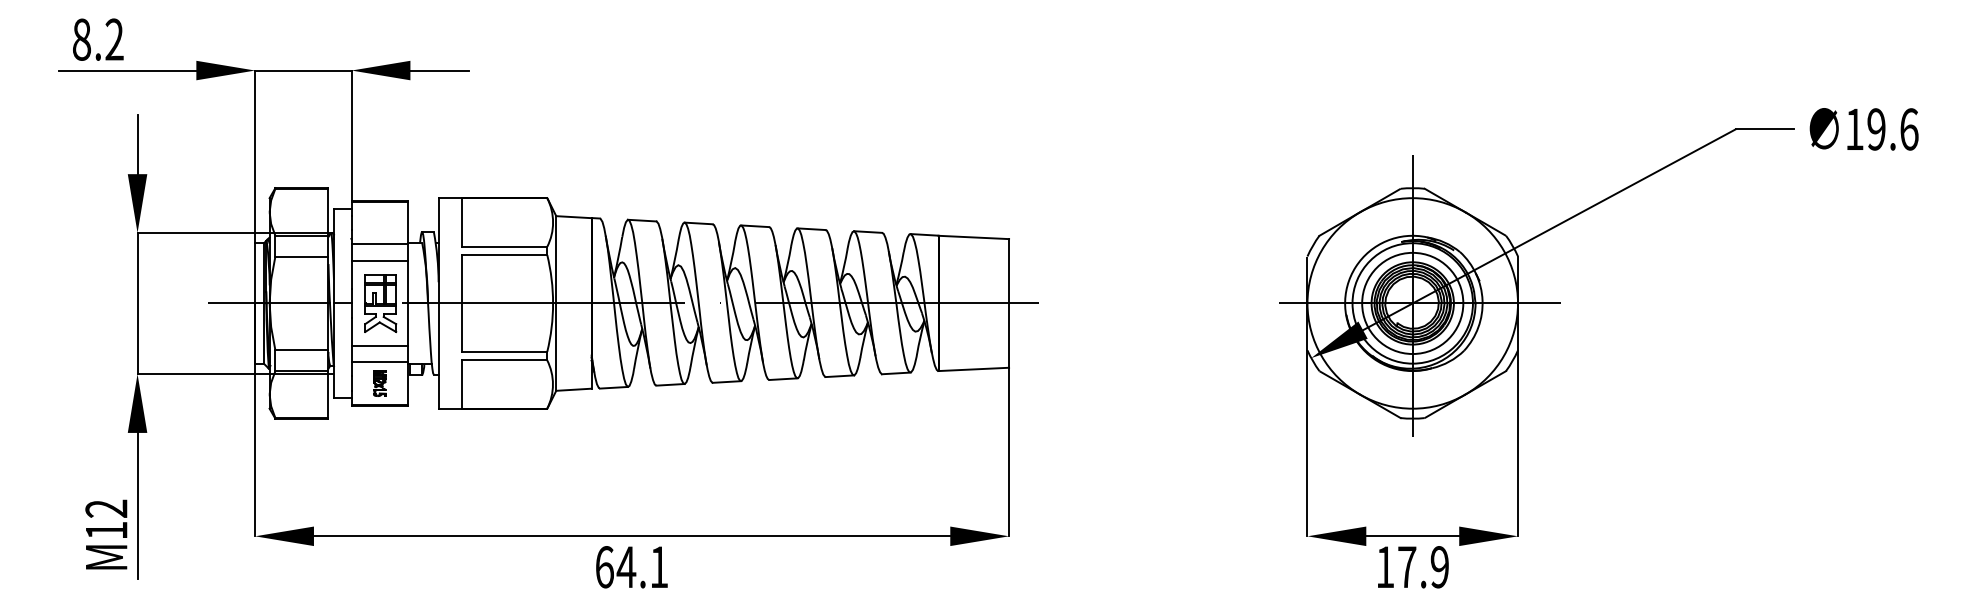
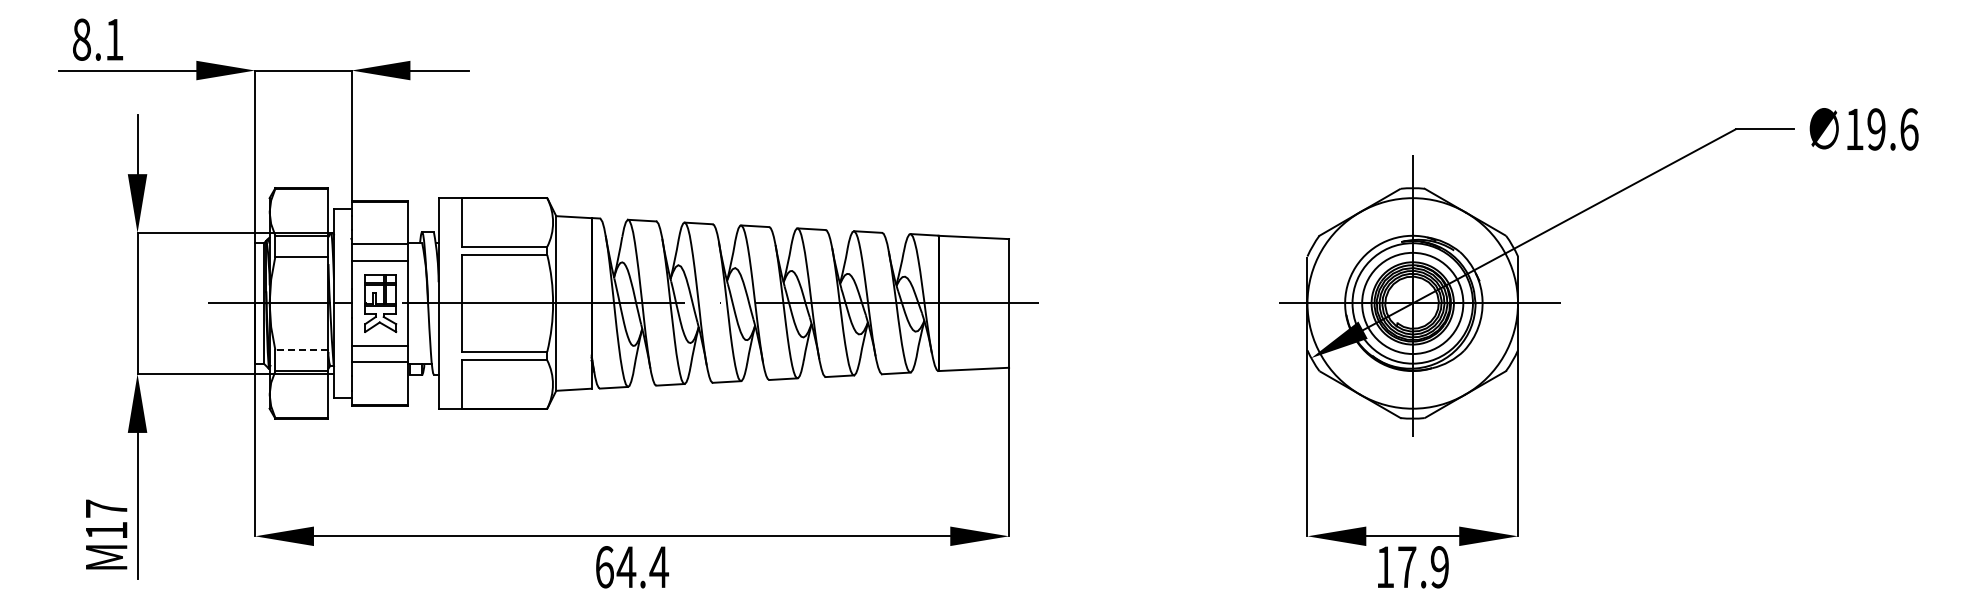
text: 8.2 -> 8.1 (114, 39)
line: solid -> dashed (301, 350)
part: present -> none (379, 383)
text: 12 -> 17 (106, 508)
text: 64.1 -> 64.4 (659, 566)
